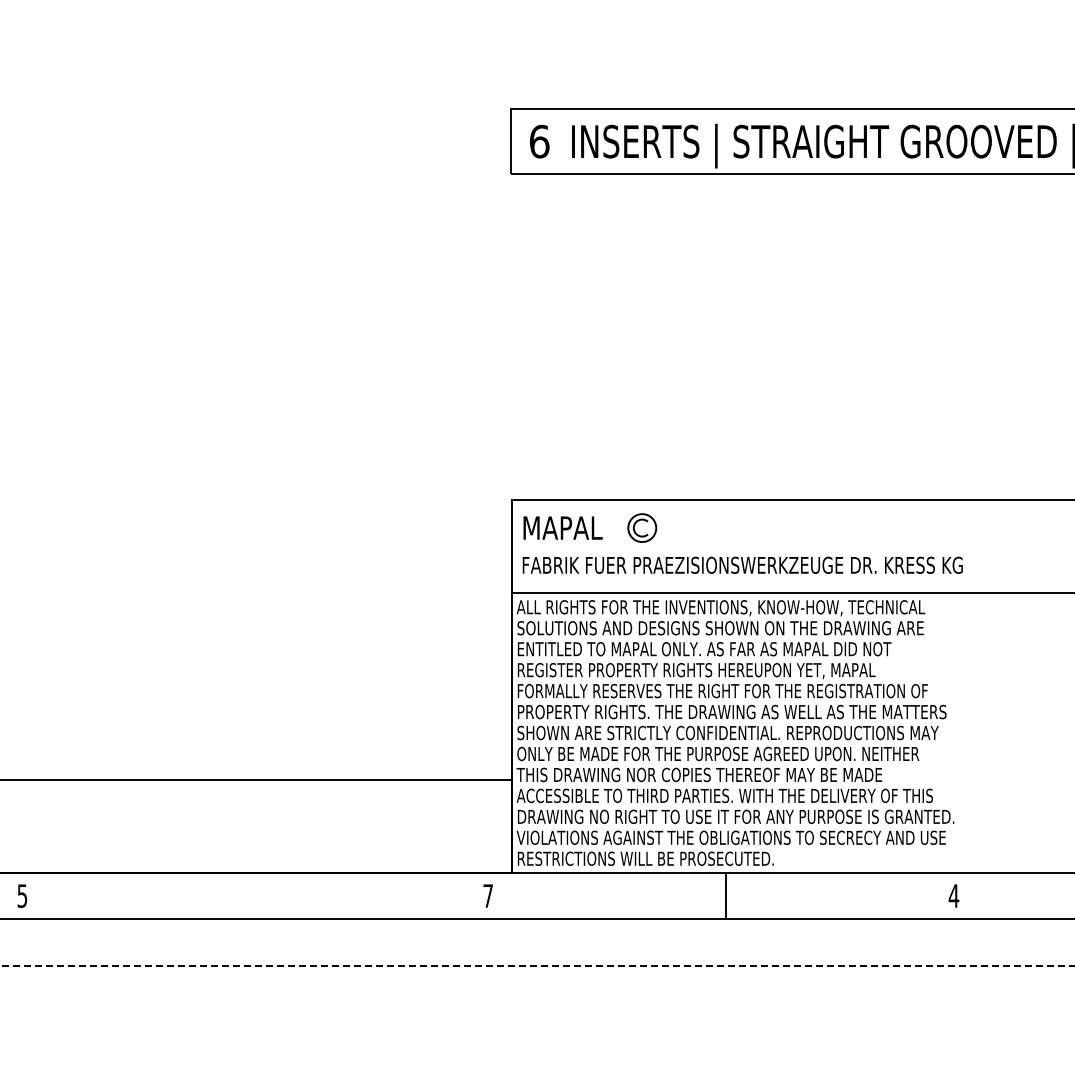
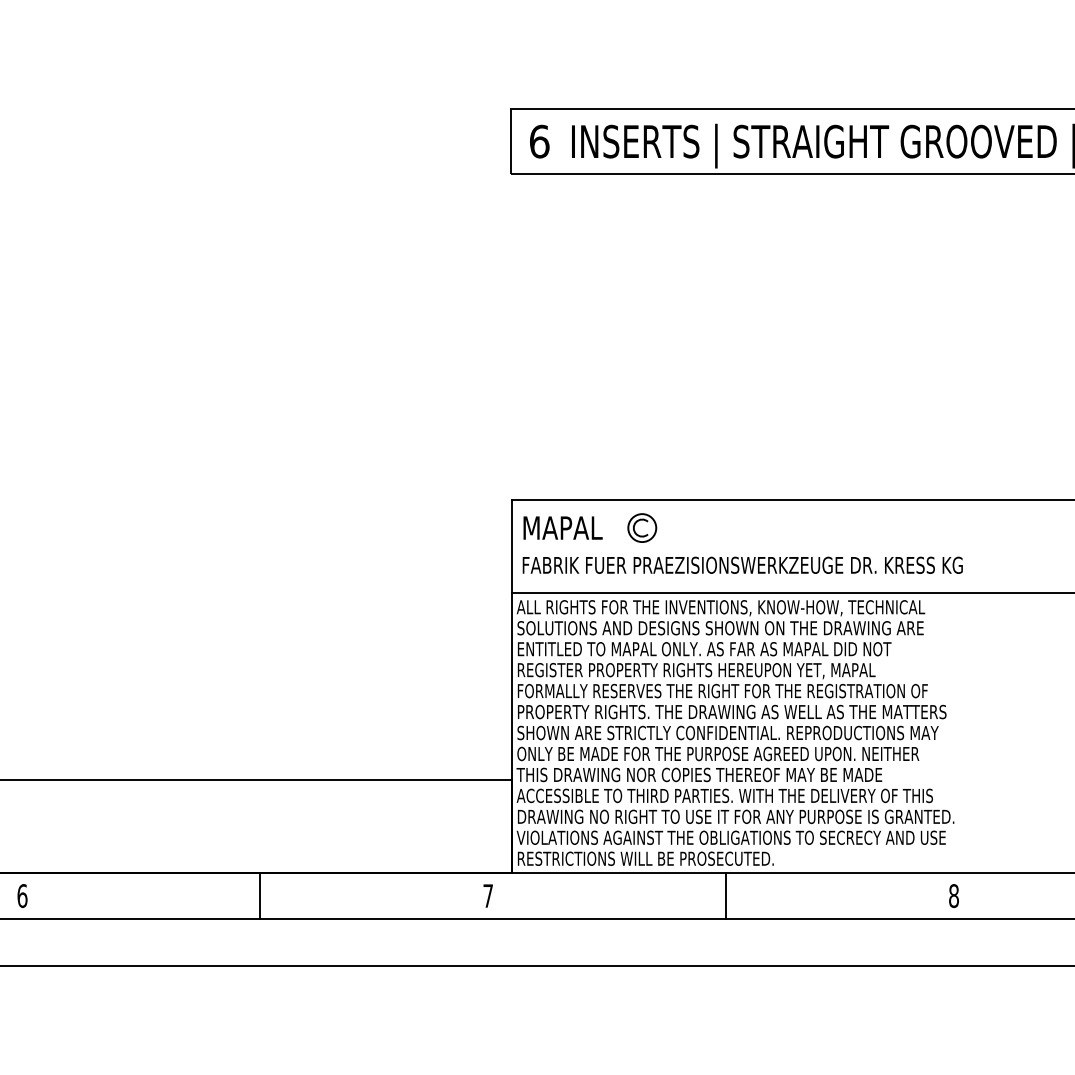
line: none -> present (260, 895)
text: 5 -> 6 (22, 896)
text: 4 -> 8 (953, 896)
line: dashed -> solid (537, 965)
